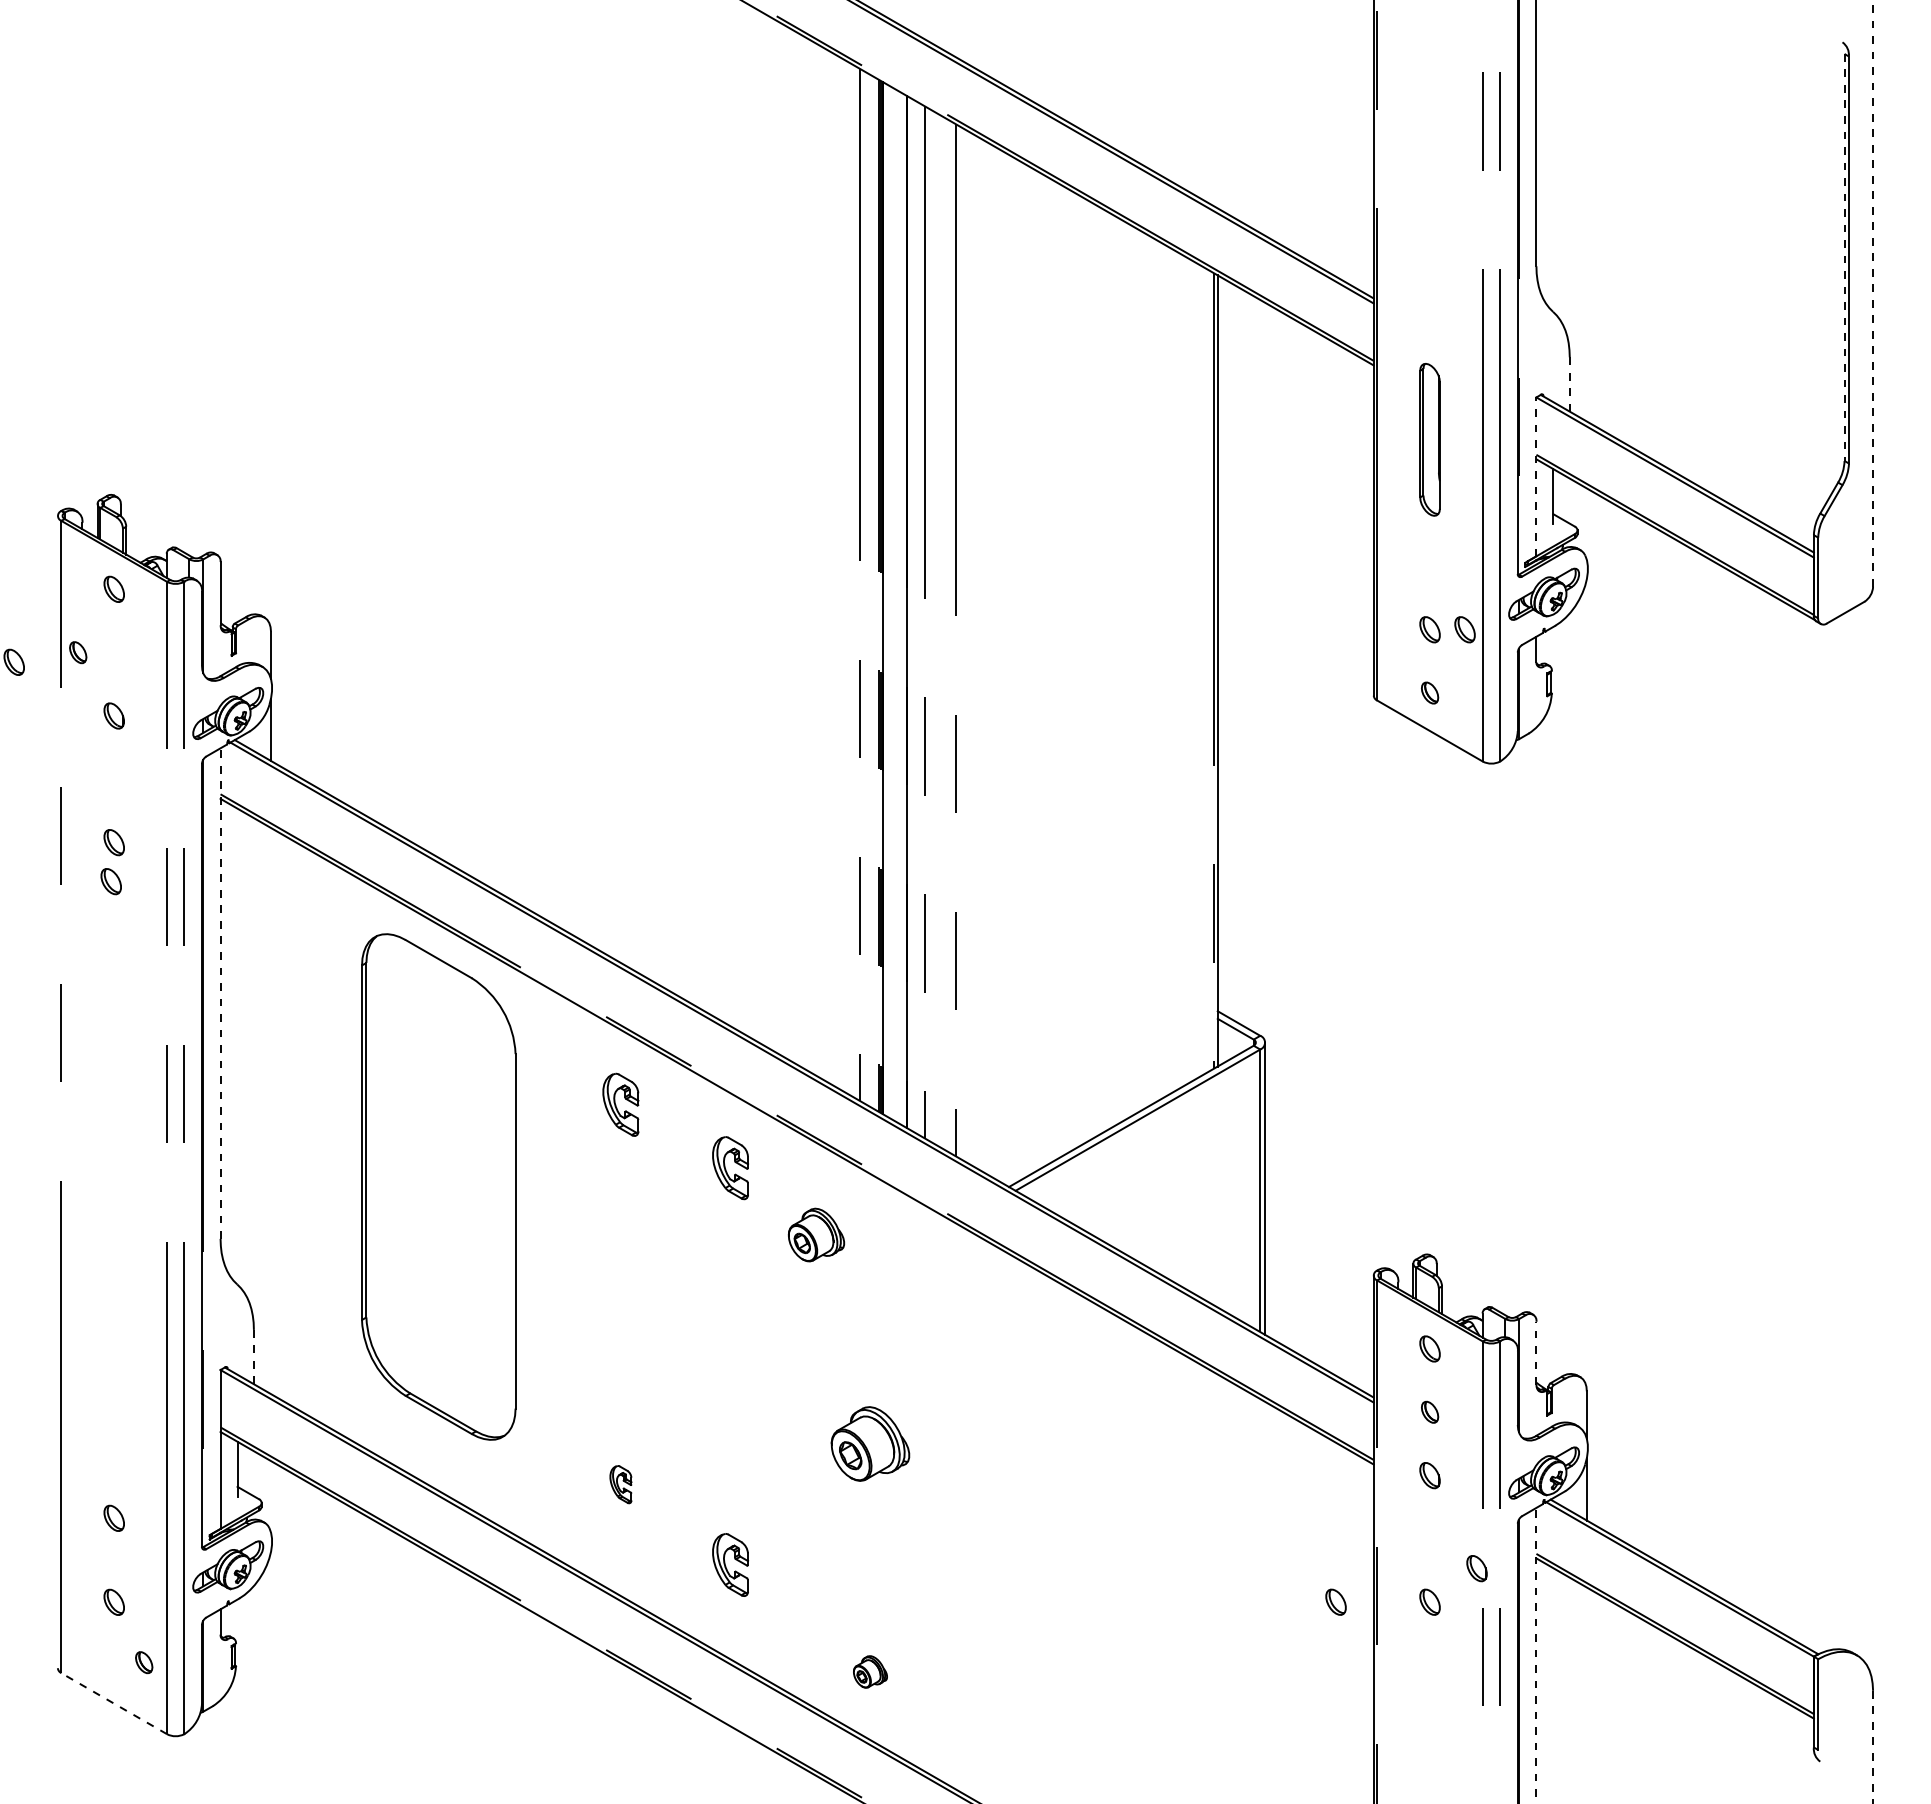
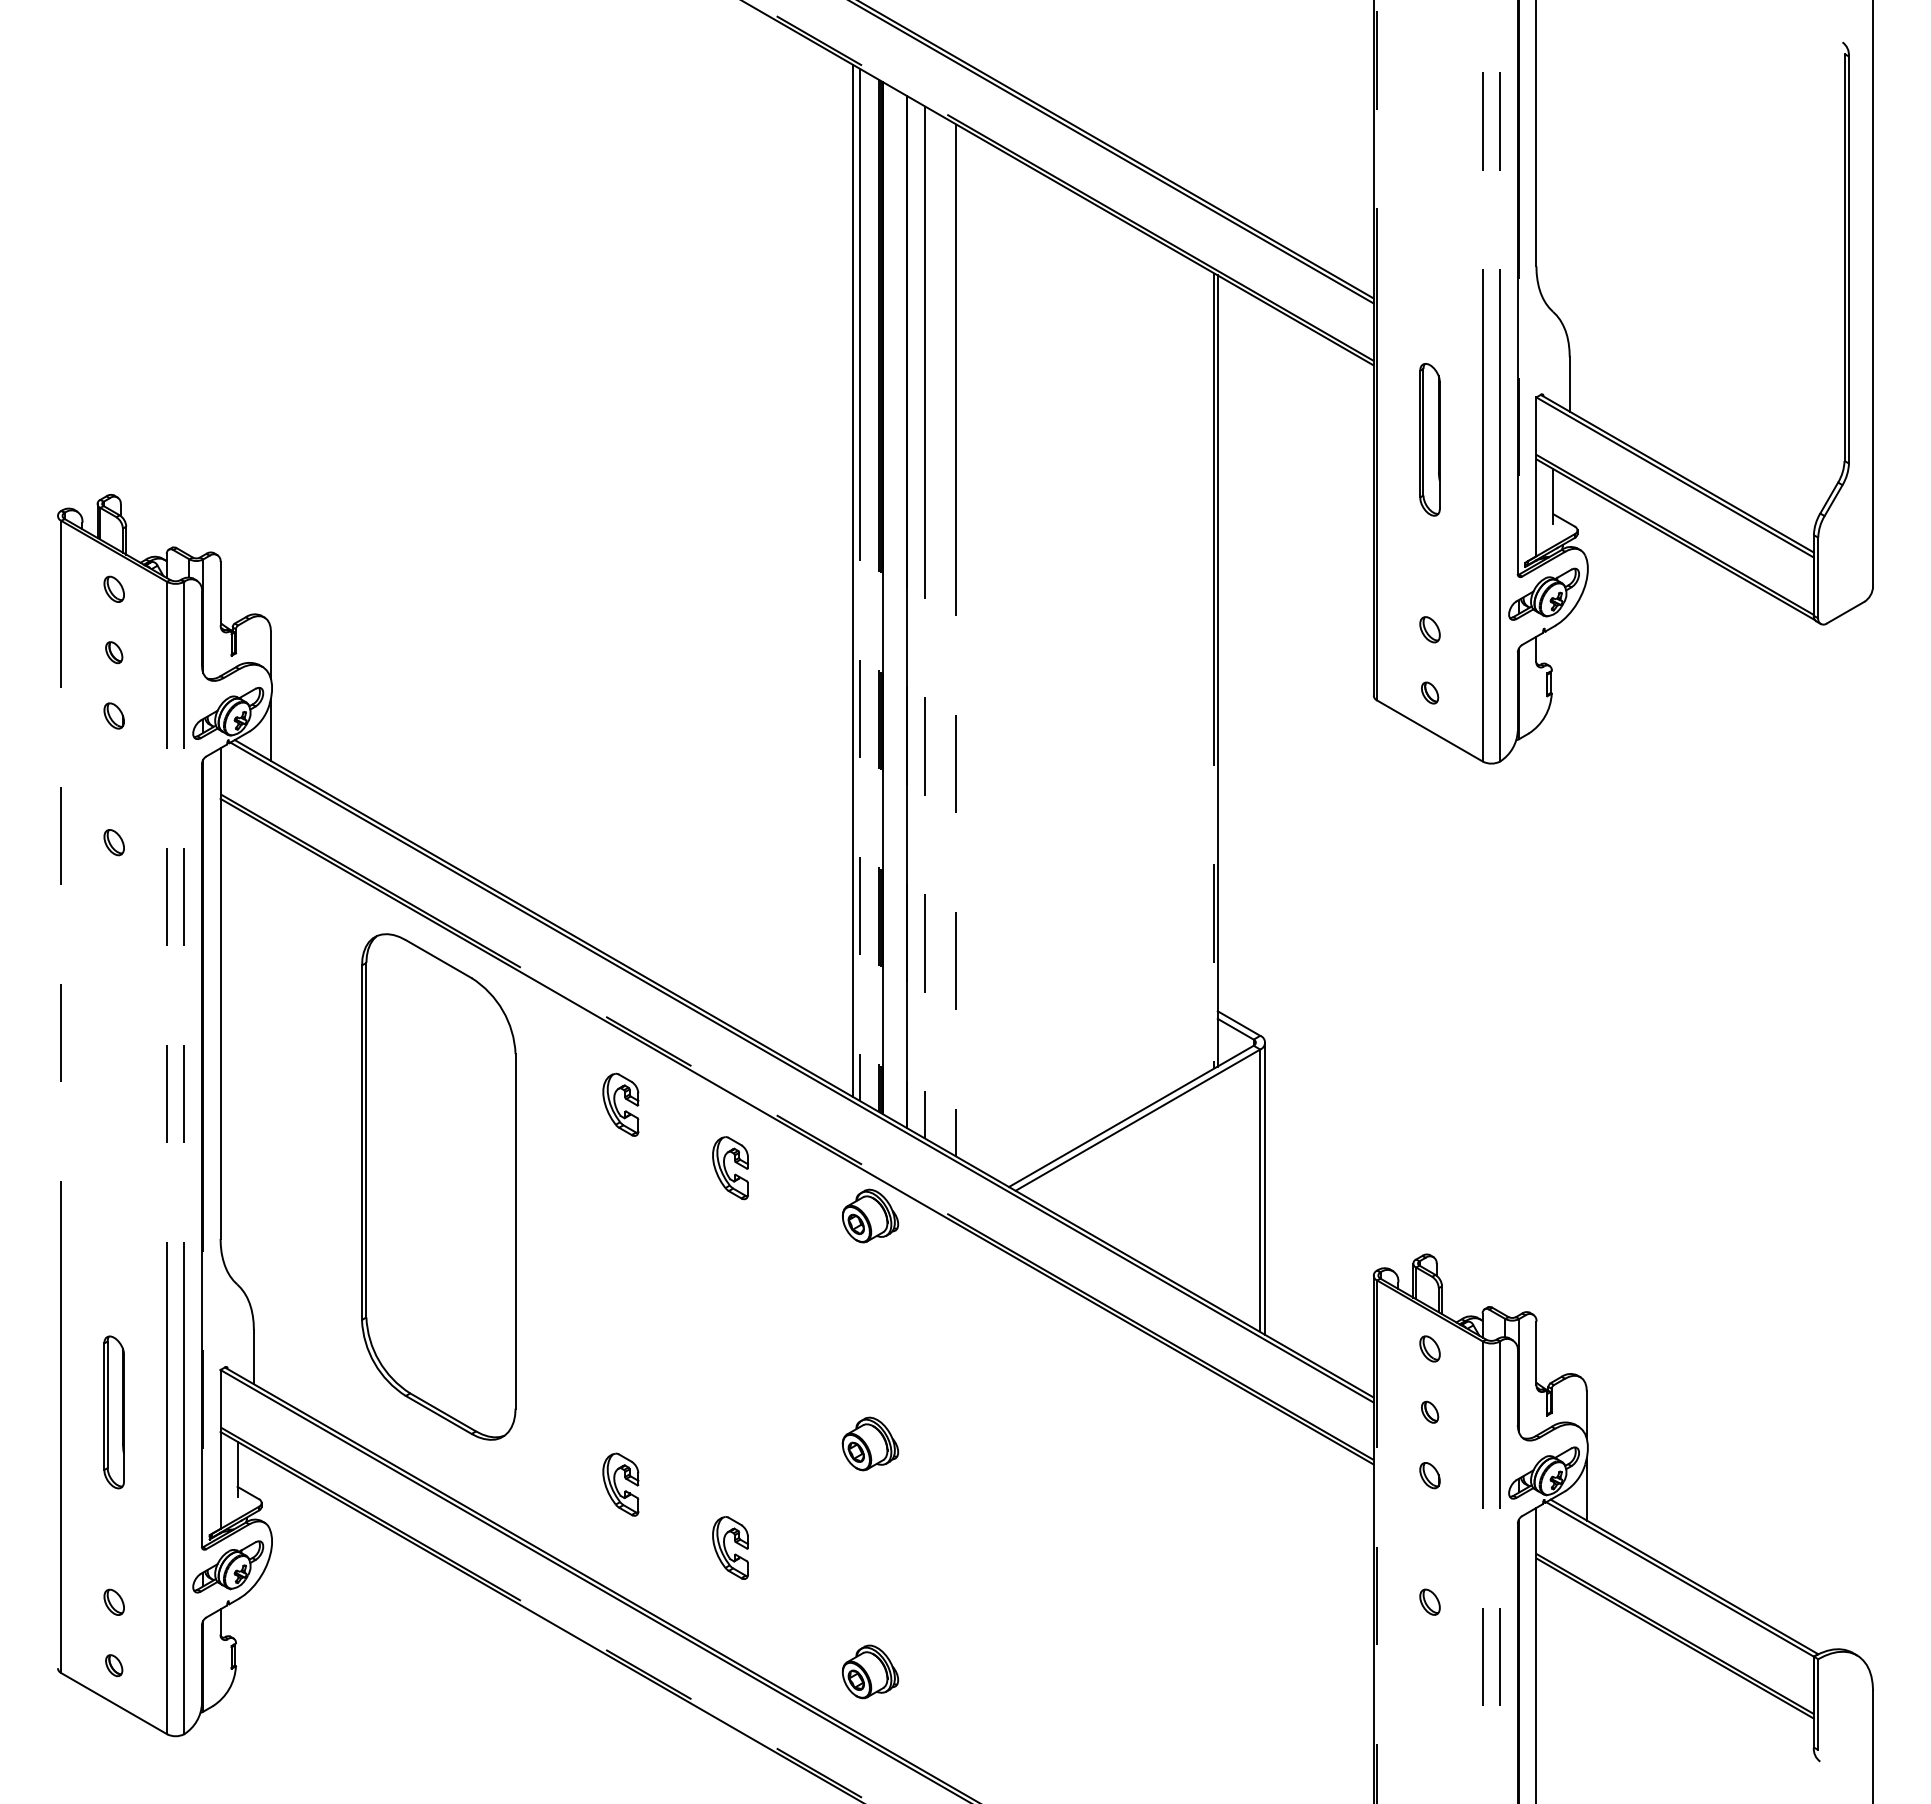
line: dashed -> solid (1844, 257)
line: dashed -> solid (1873, 293)
line: dashed -> solid (1569, 383)
line: dashed -> solid (1536, 476)
line: none -> present (852, 580)
part: present -> none (1464, 629)
part position: (78, 652) -> (114, 652) (114, 652)
part: present -> none (13, 661)
part: present -> none (110, 881)
line: dashed -> solid (220, 993)
part position: (816, 1234) -> (870, 1215) (870, 1215)
line: dashed -> solid (1536, 1353)
line: dashed -> solid (253, 1356)
part: none -> present (113, 1412)
part size: 81x76 px -> 59x56 px (870, 1443)
part size: 24x40 px -> 38x65 px (620, 1484)
part: present -> none (113, 1517)
part position: (730, 1564) -> (730, 1547) (730, 1547)
part: present -> none (1476, 1568)
part: present -> none (1335, 1601)
line: dashed -> solid (1536, 1655)
part position: (144, 1662) -> (114, 1665) (114, 1665)
part size: 35x34 px -> 59x56 px (870, 1671)
line: dashed -> solid (113, 1703)
line: dashed -> solid (1873, 1746)
